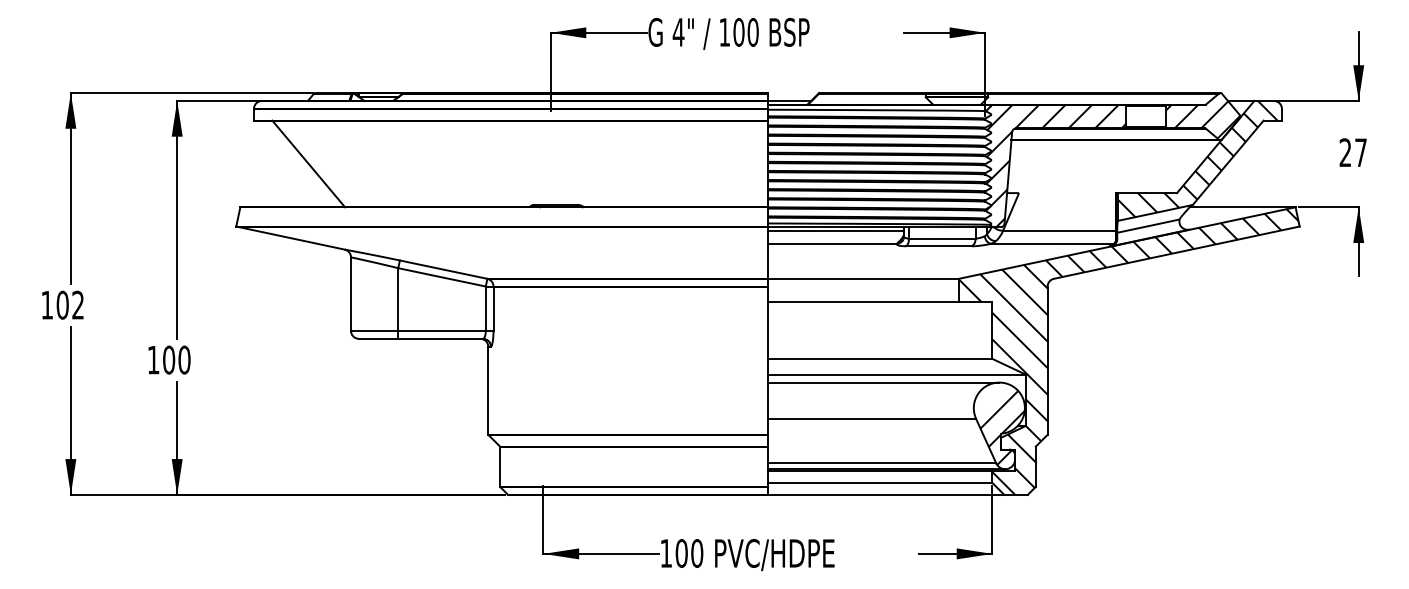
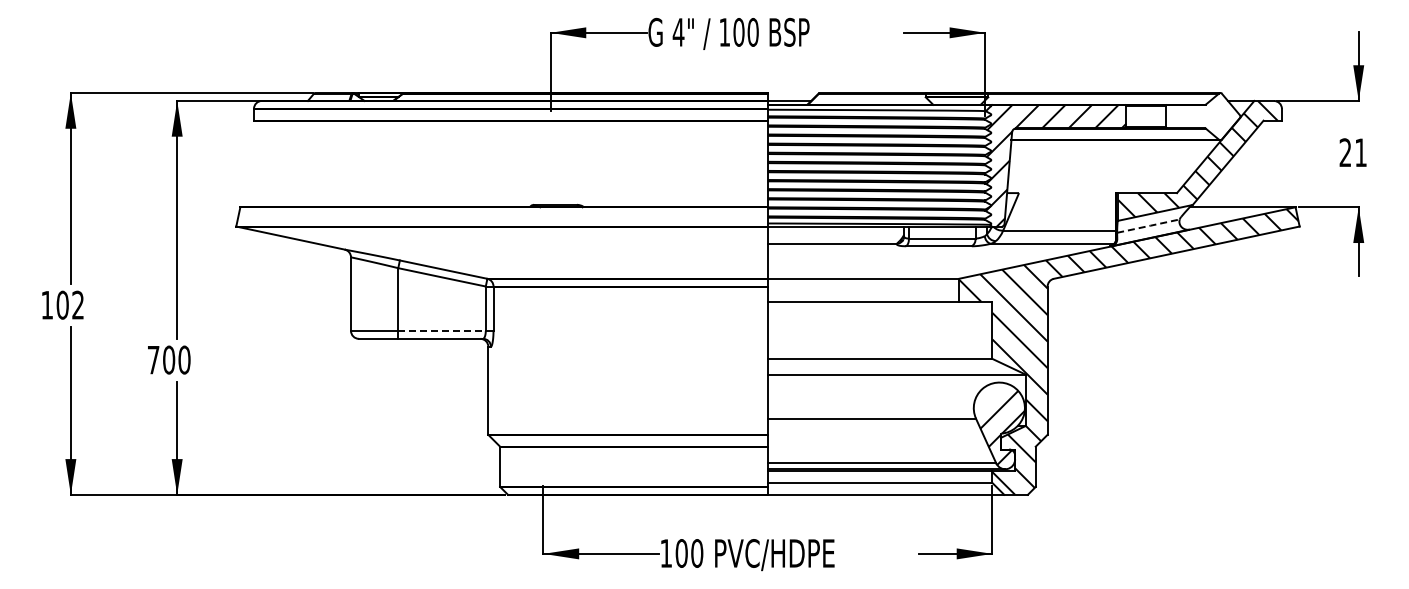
hatch: present -> none (1202, 119)
text: 27 -> 21 (1360, 152)
line: present -> none (308, 163)
line: solid -> dashed (1148, 226)
line: present -> none (835, 230)
line: solid -> dashed (442, 330)
text: 100 -> 700 (153, 360)
line: present -> none (883, 382)
